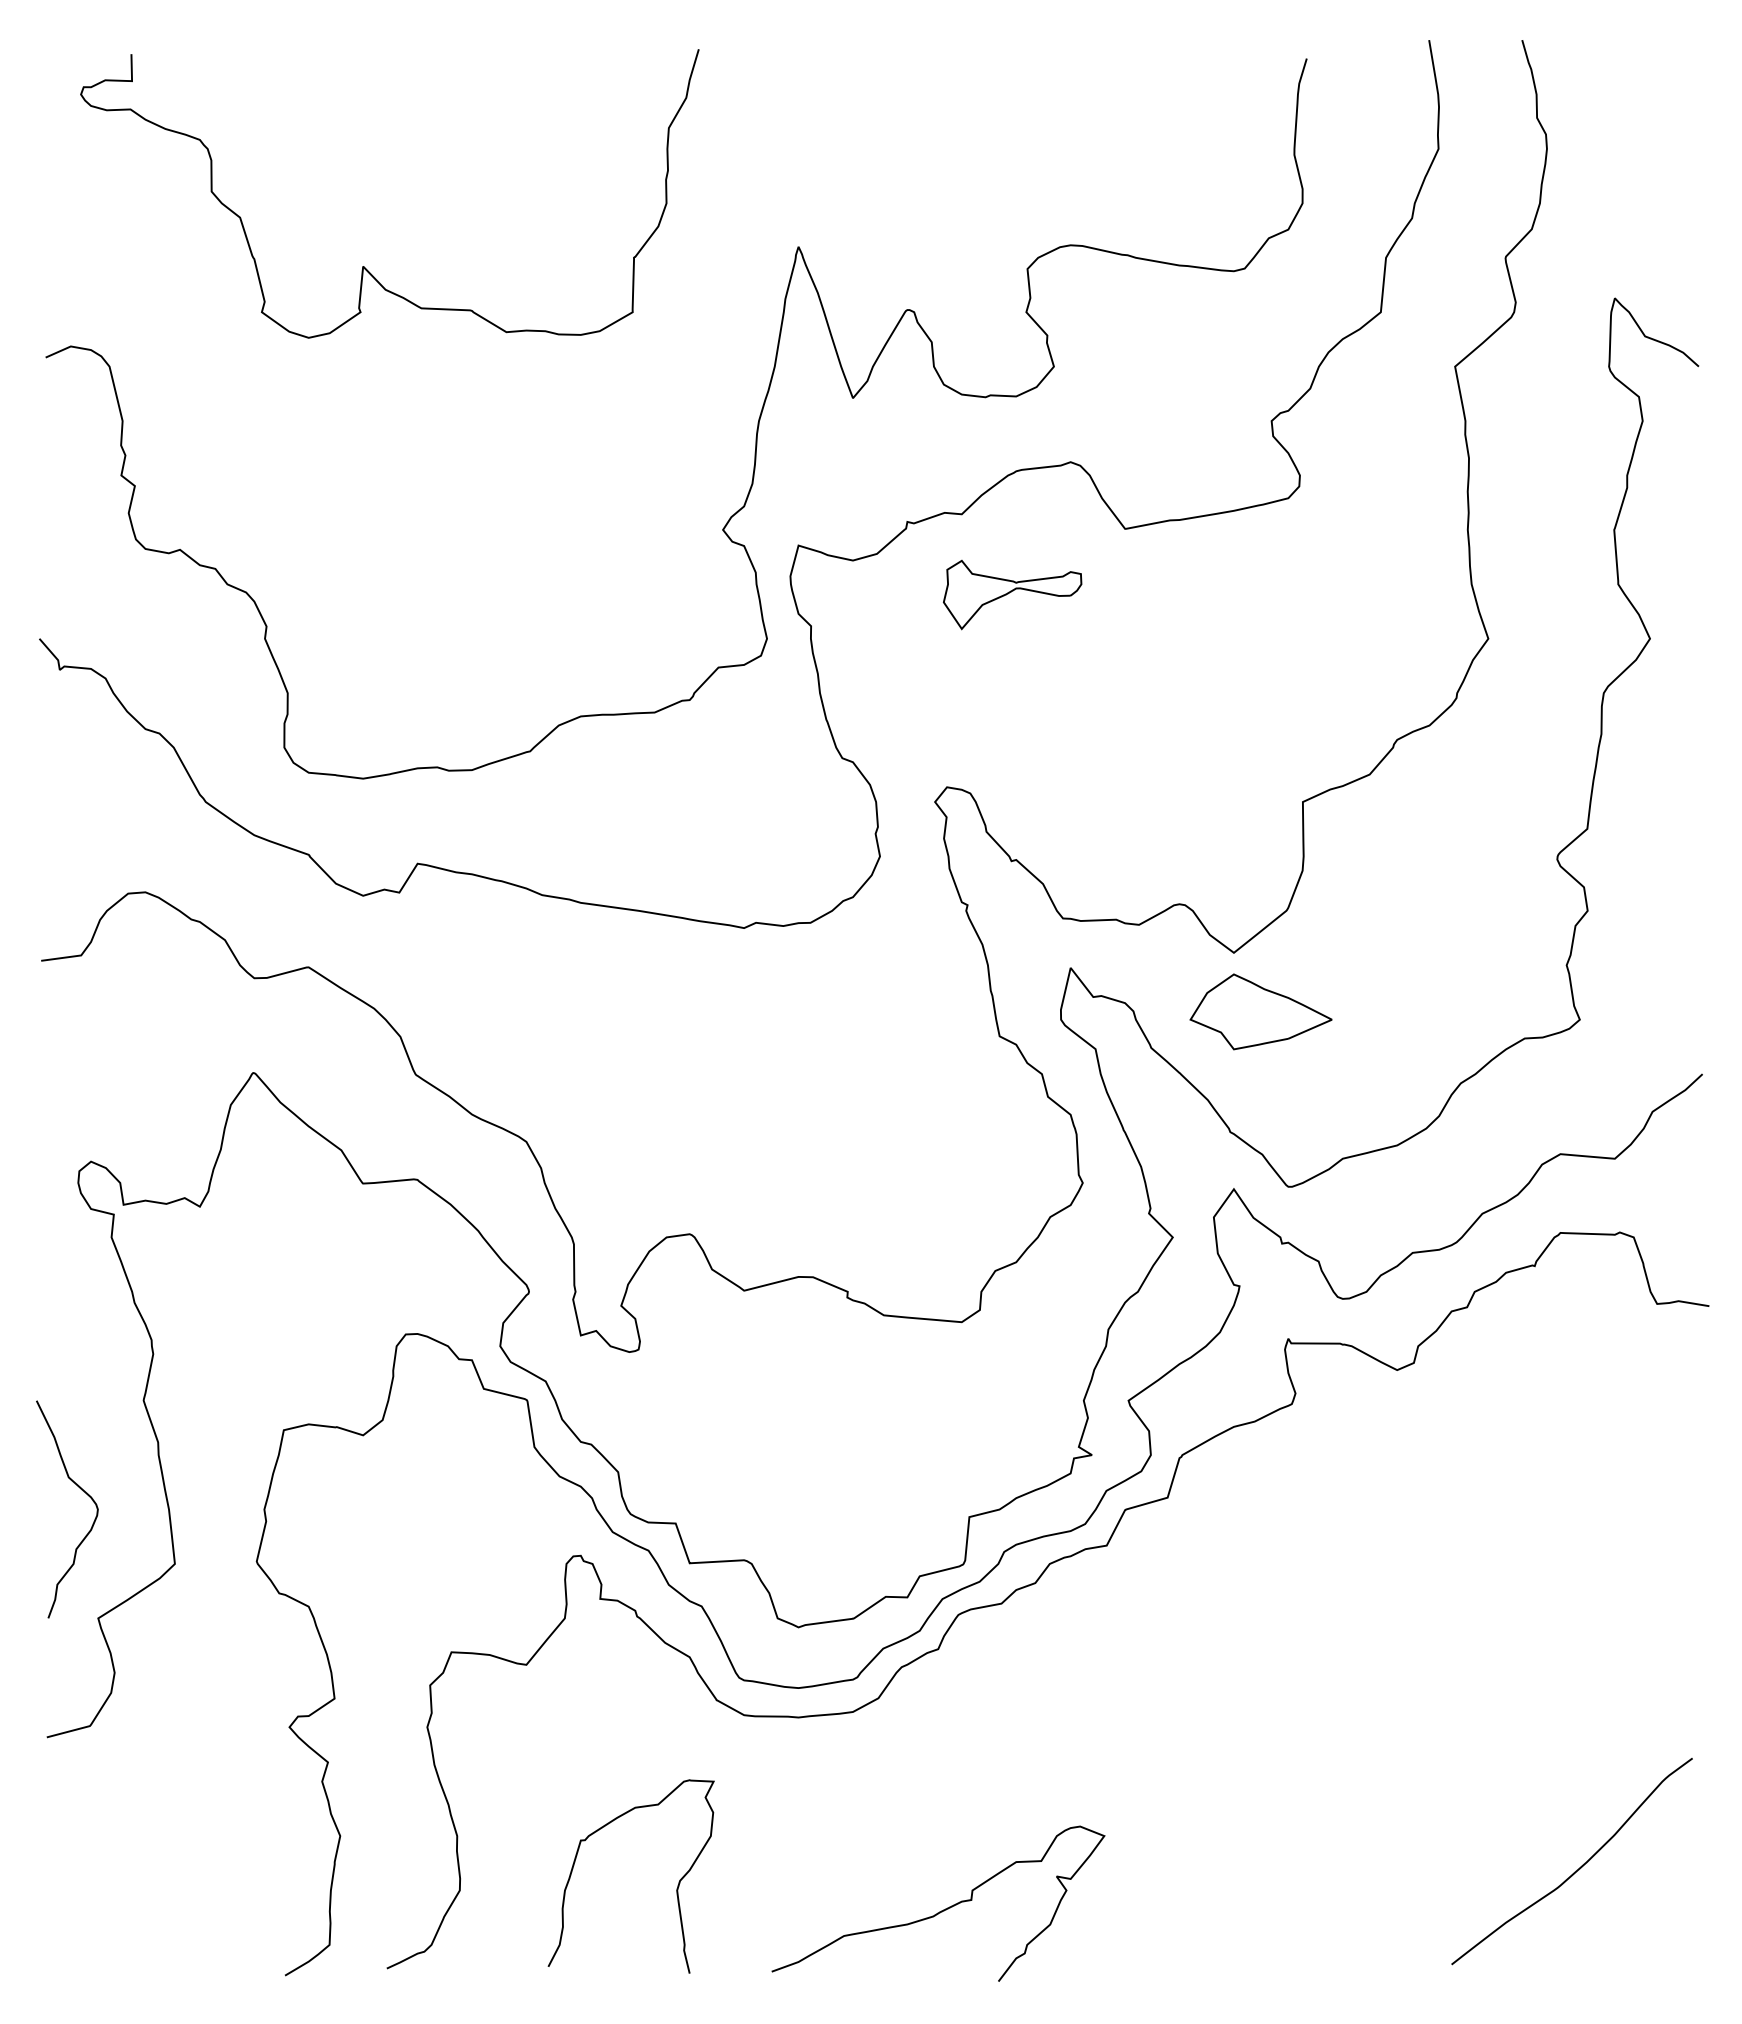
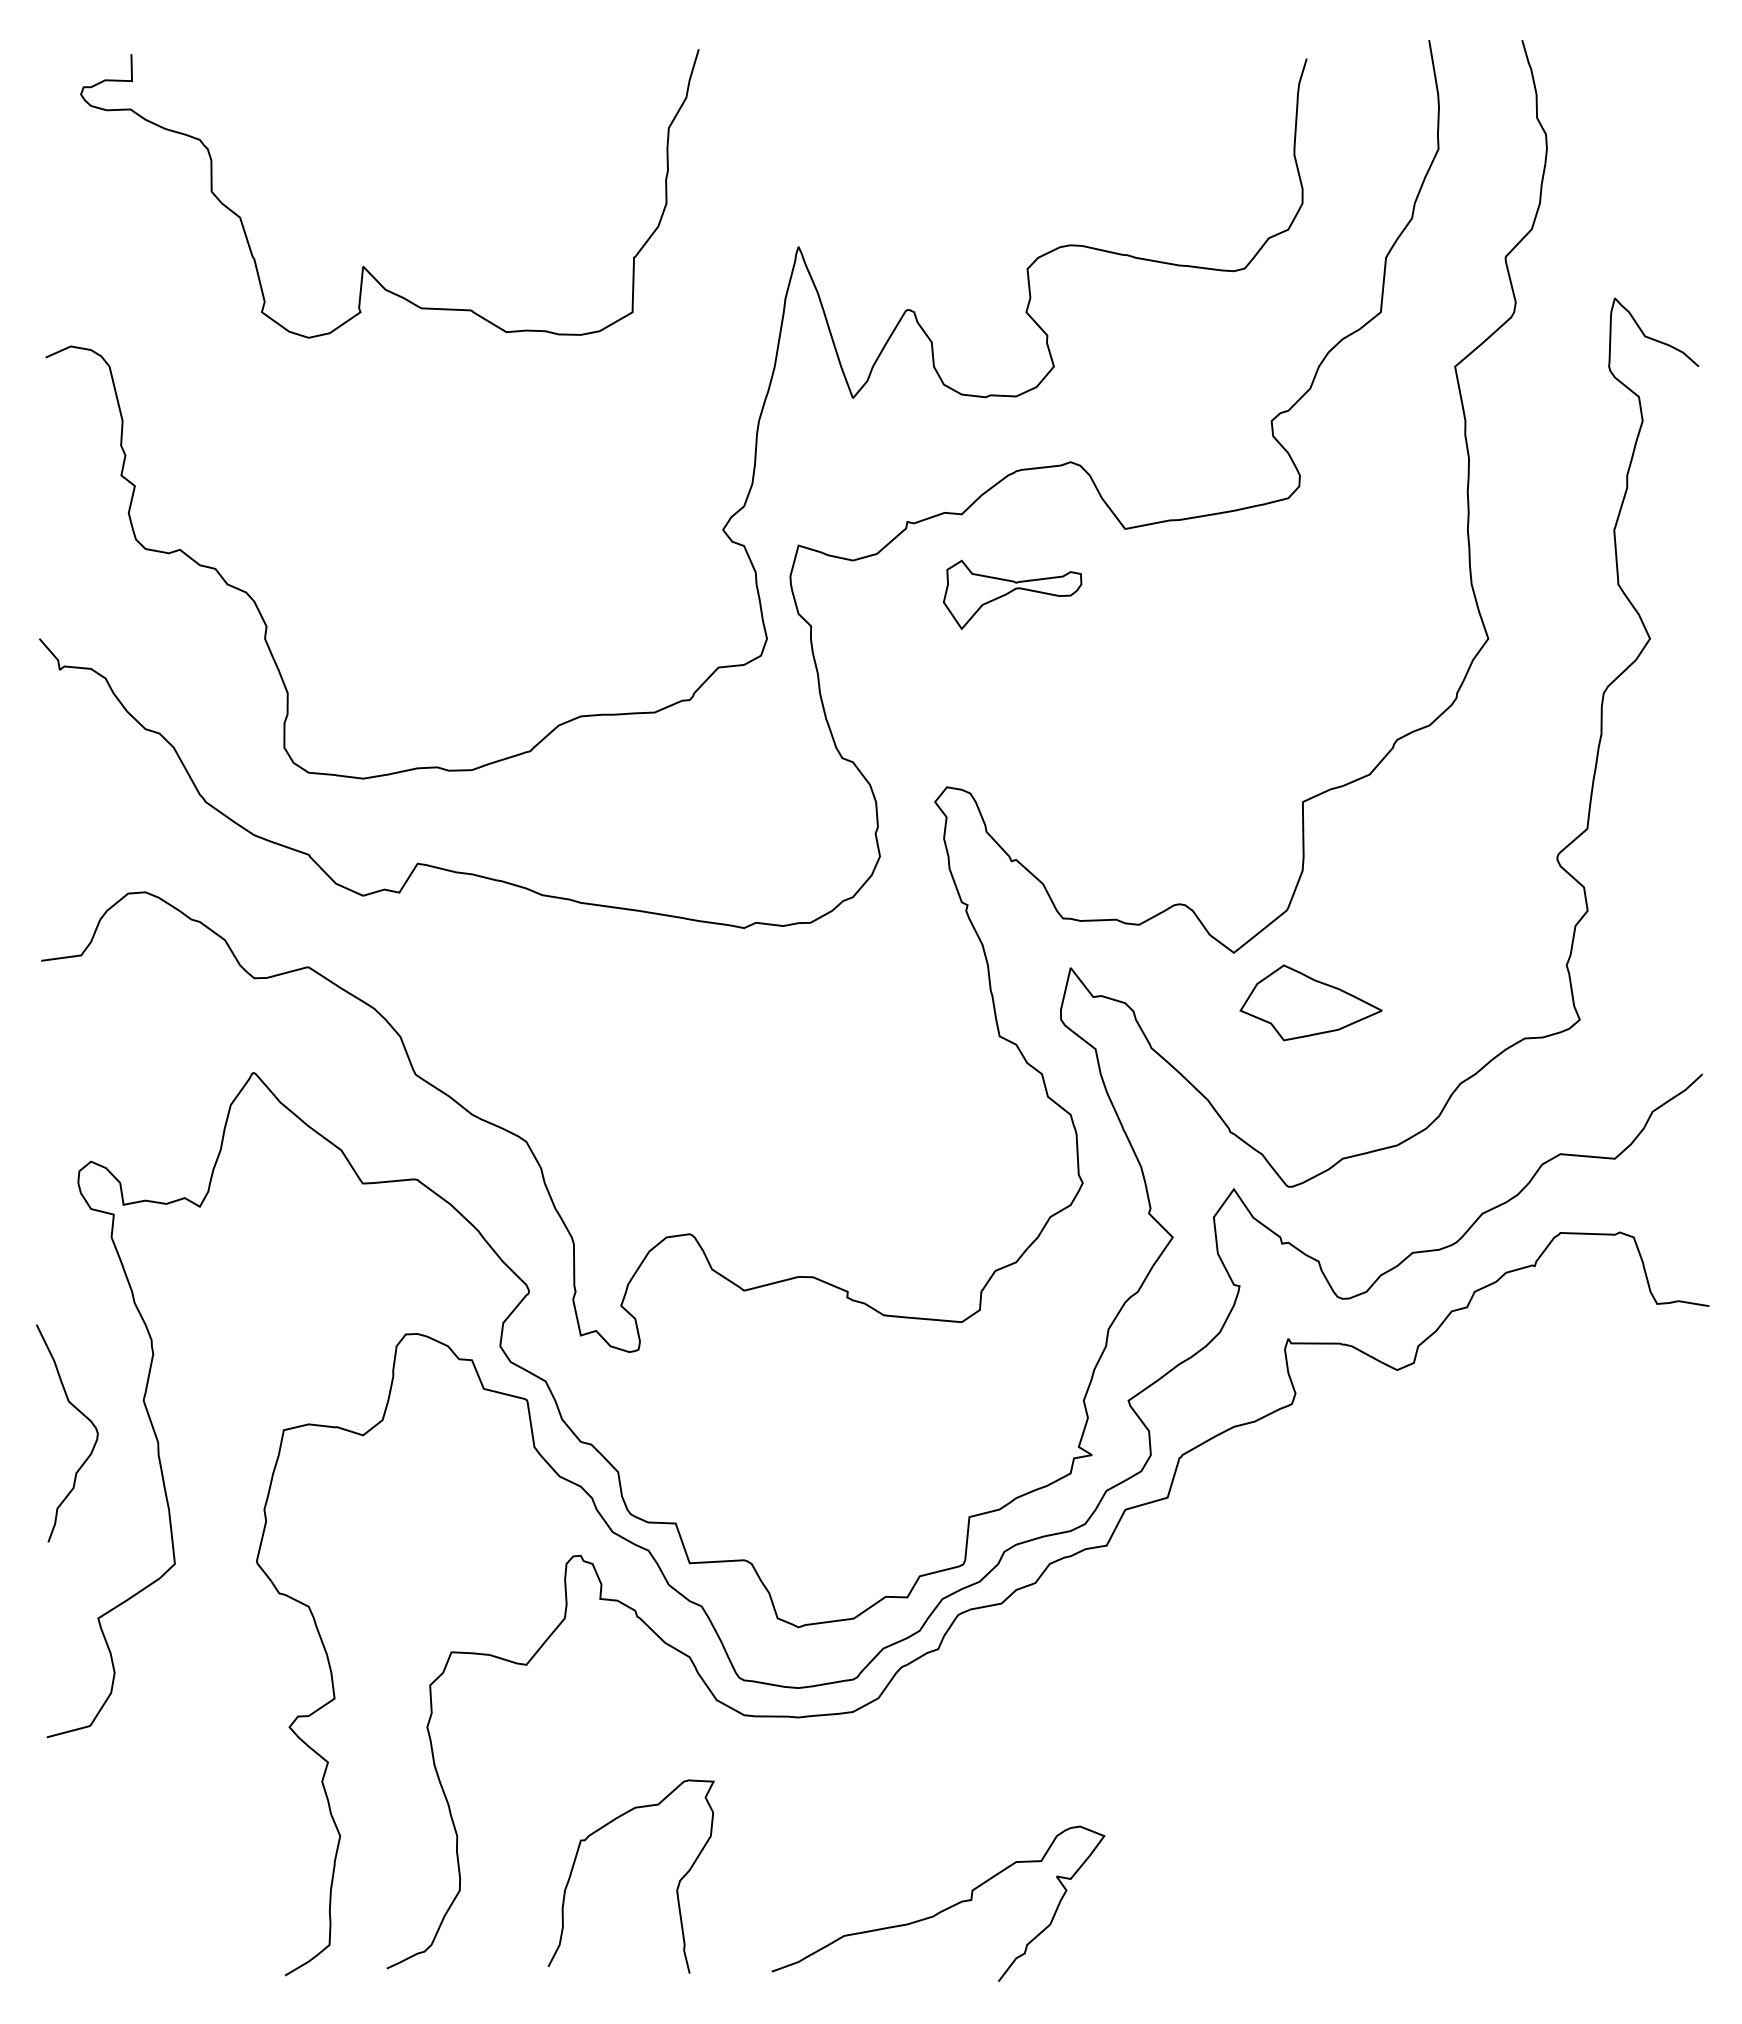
part position: (1260, 1011) -> (1310, 1002) (1310, 1002)
curve position: (81, 1490) -> (81, 1414) (81, 1414)
curve: present -> none (1578, 1868)
